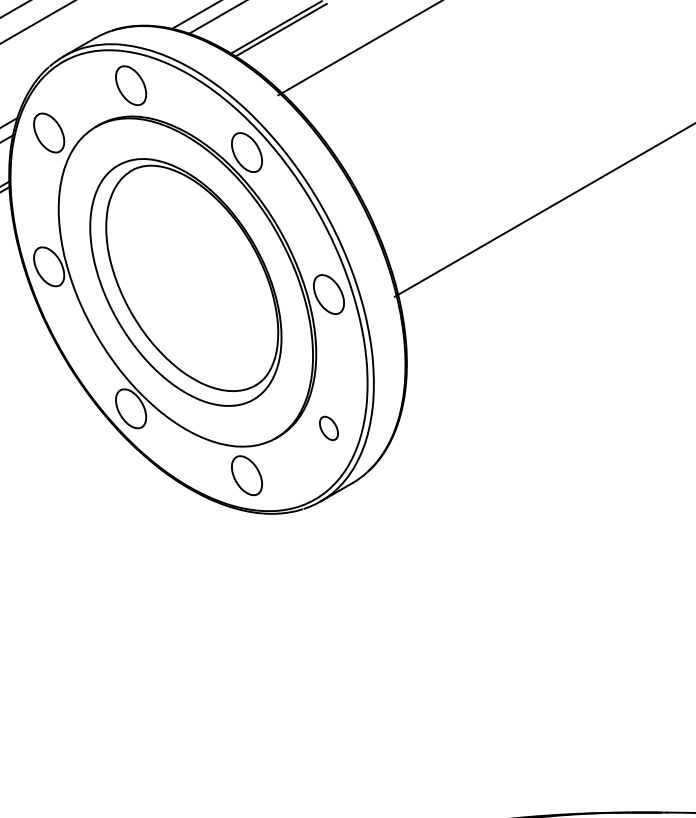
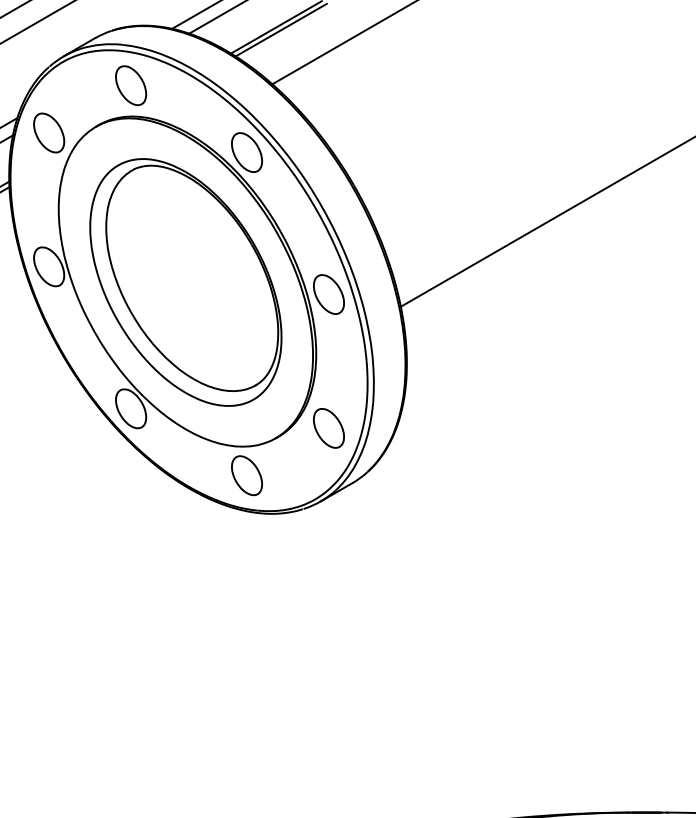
line position: (358, 48) -> (343, 43) (343, 43)
line position: (543, 210) -> (546, 222) (546, 222)
part size: 20x26 px -> 32x41 px (328, 428)
